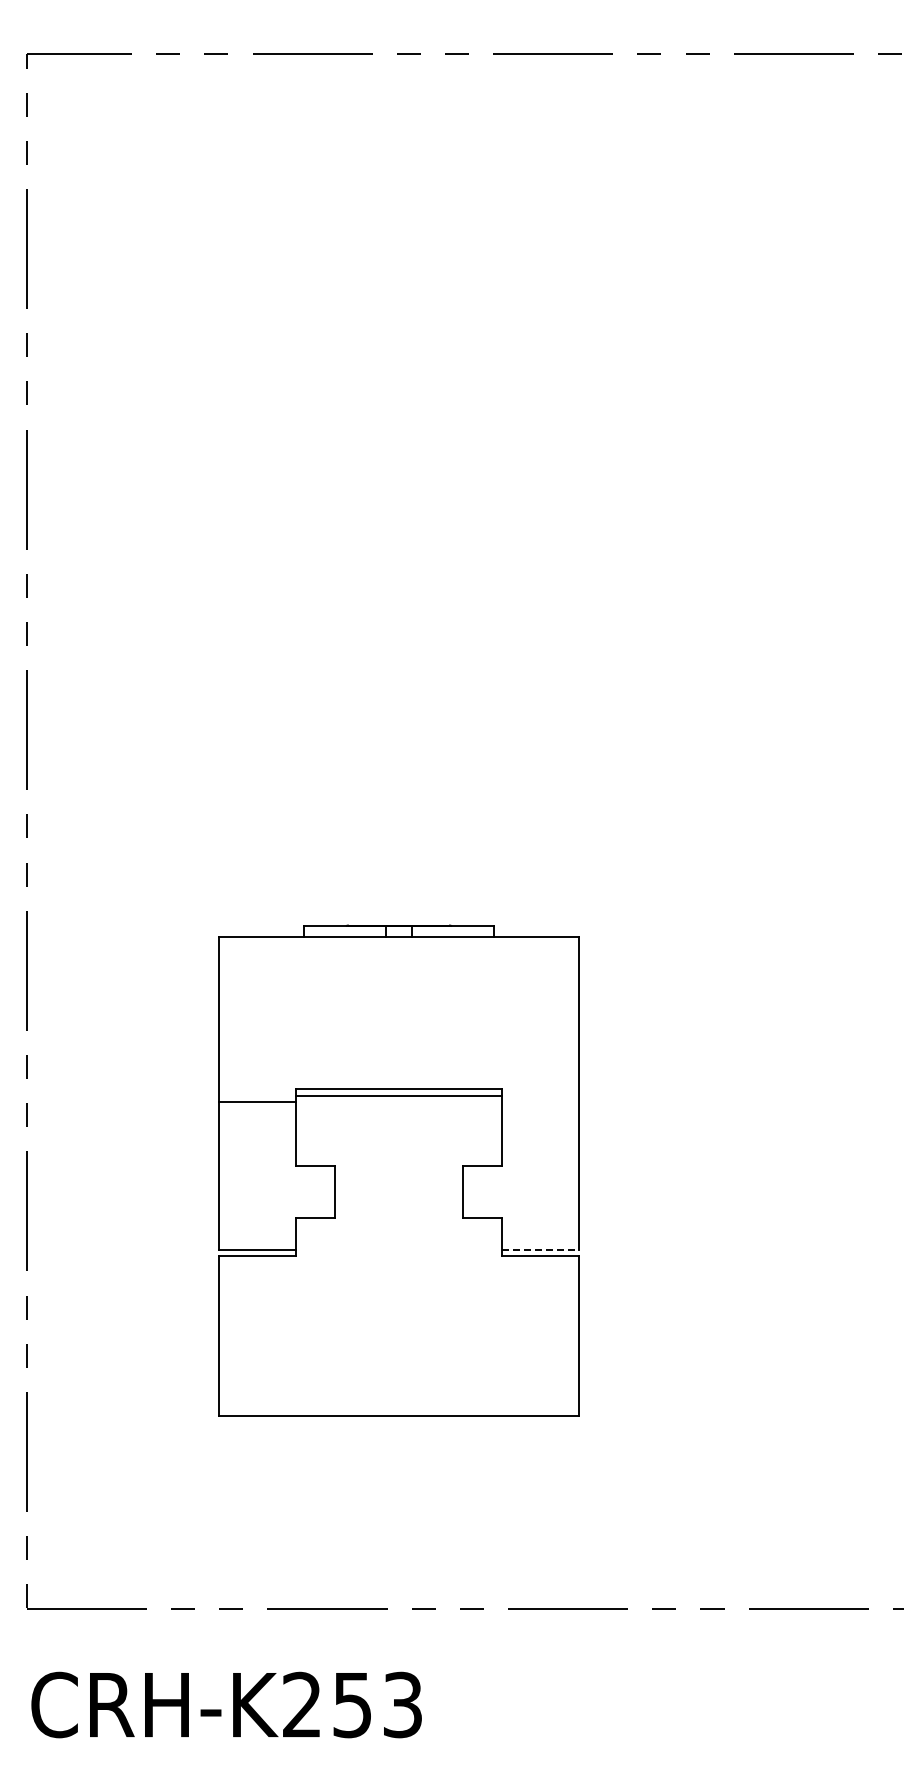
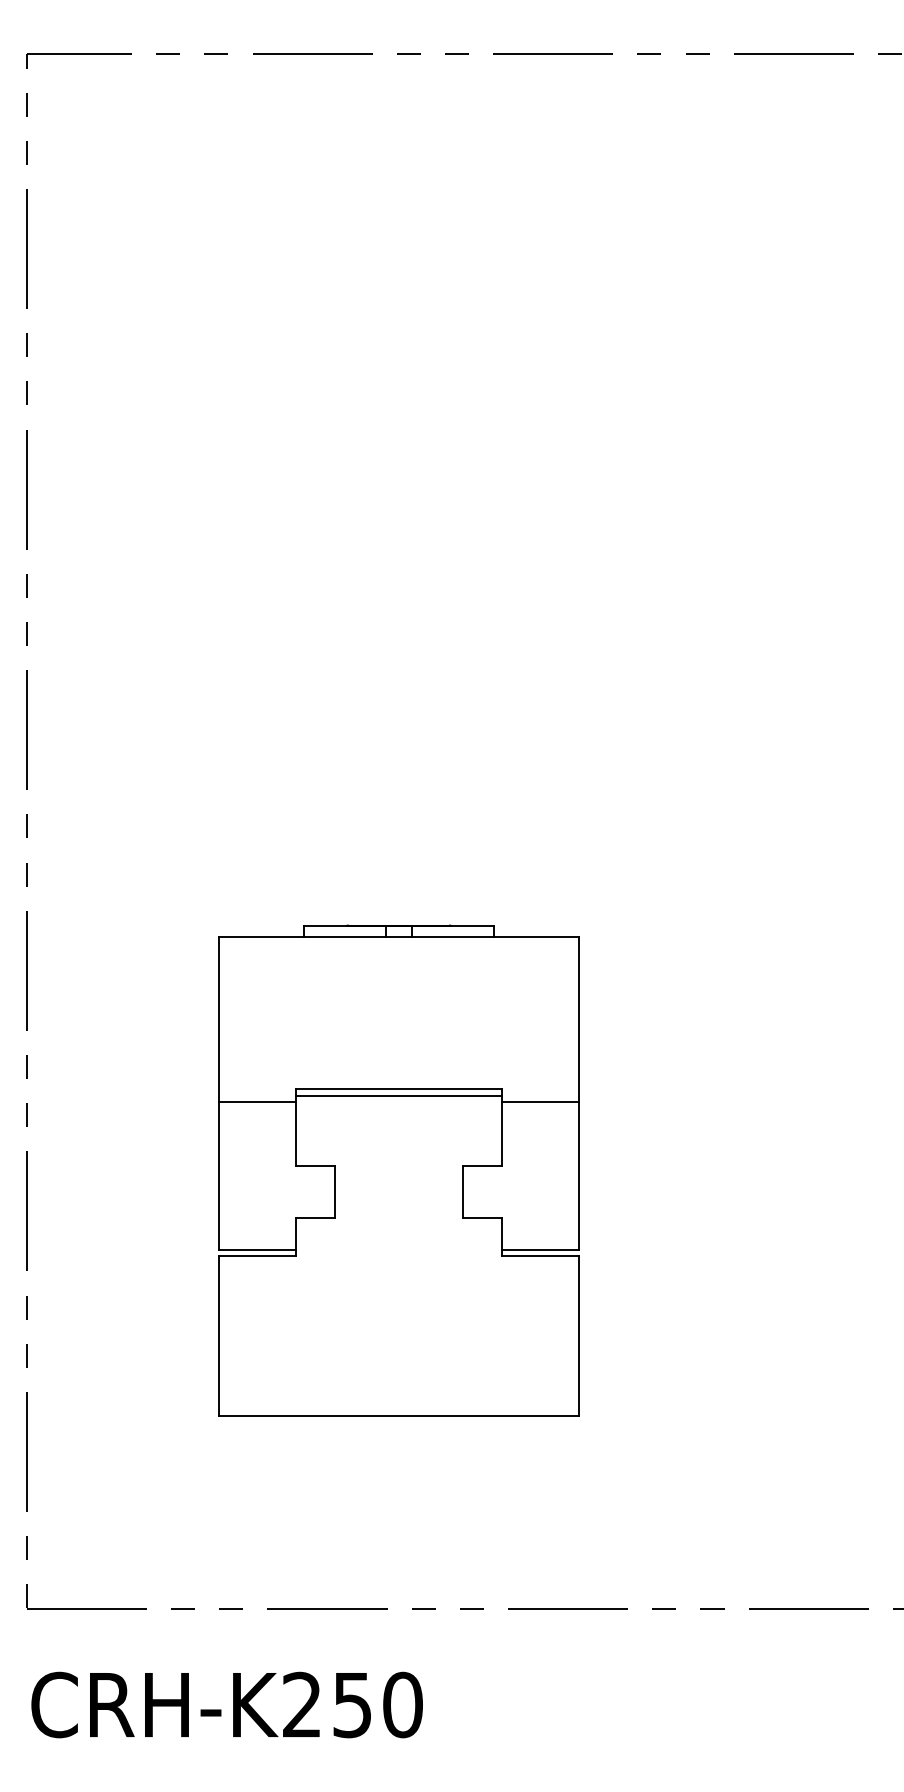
line: none -> present (539, 1102)
line: dashed -> solid (540, 1249)
text: CRH-K253 -> CRH-K250 (402, 1704)
